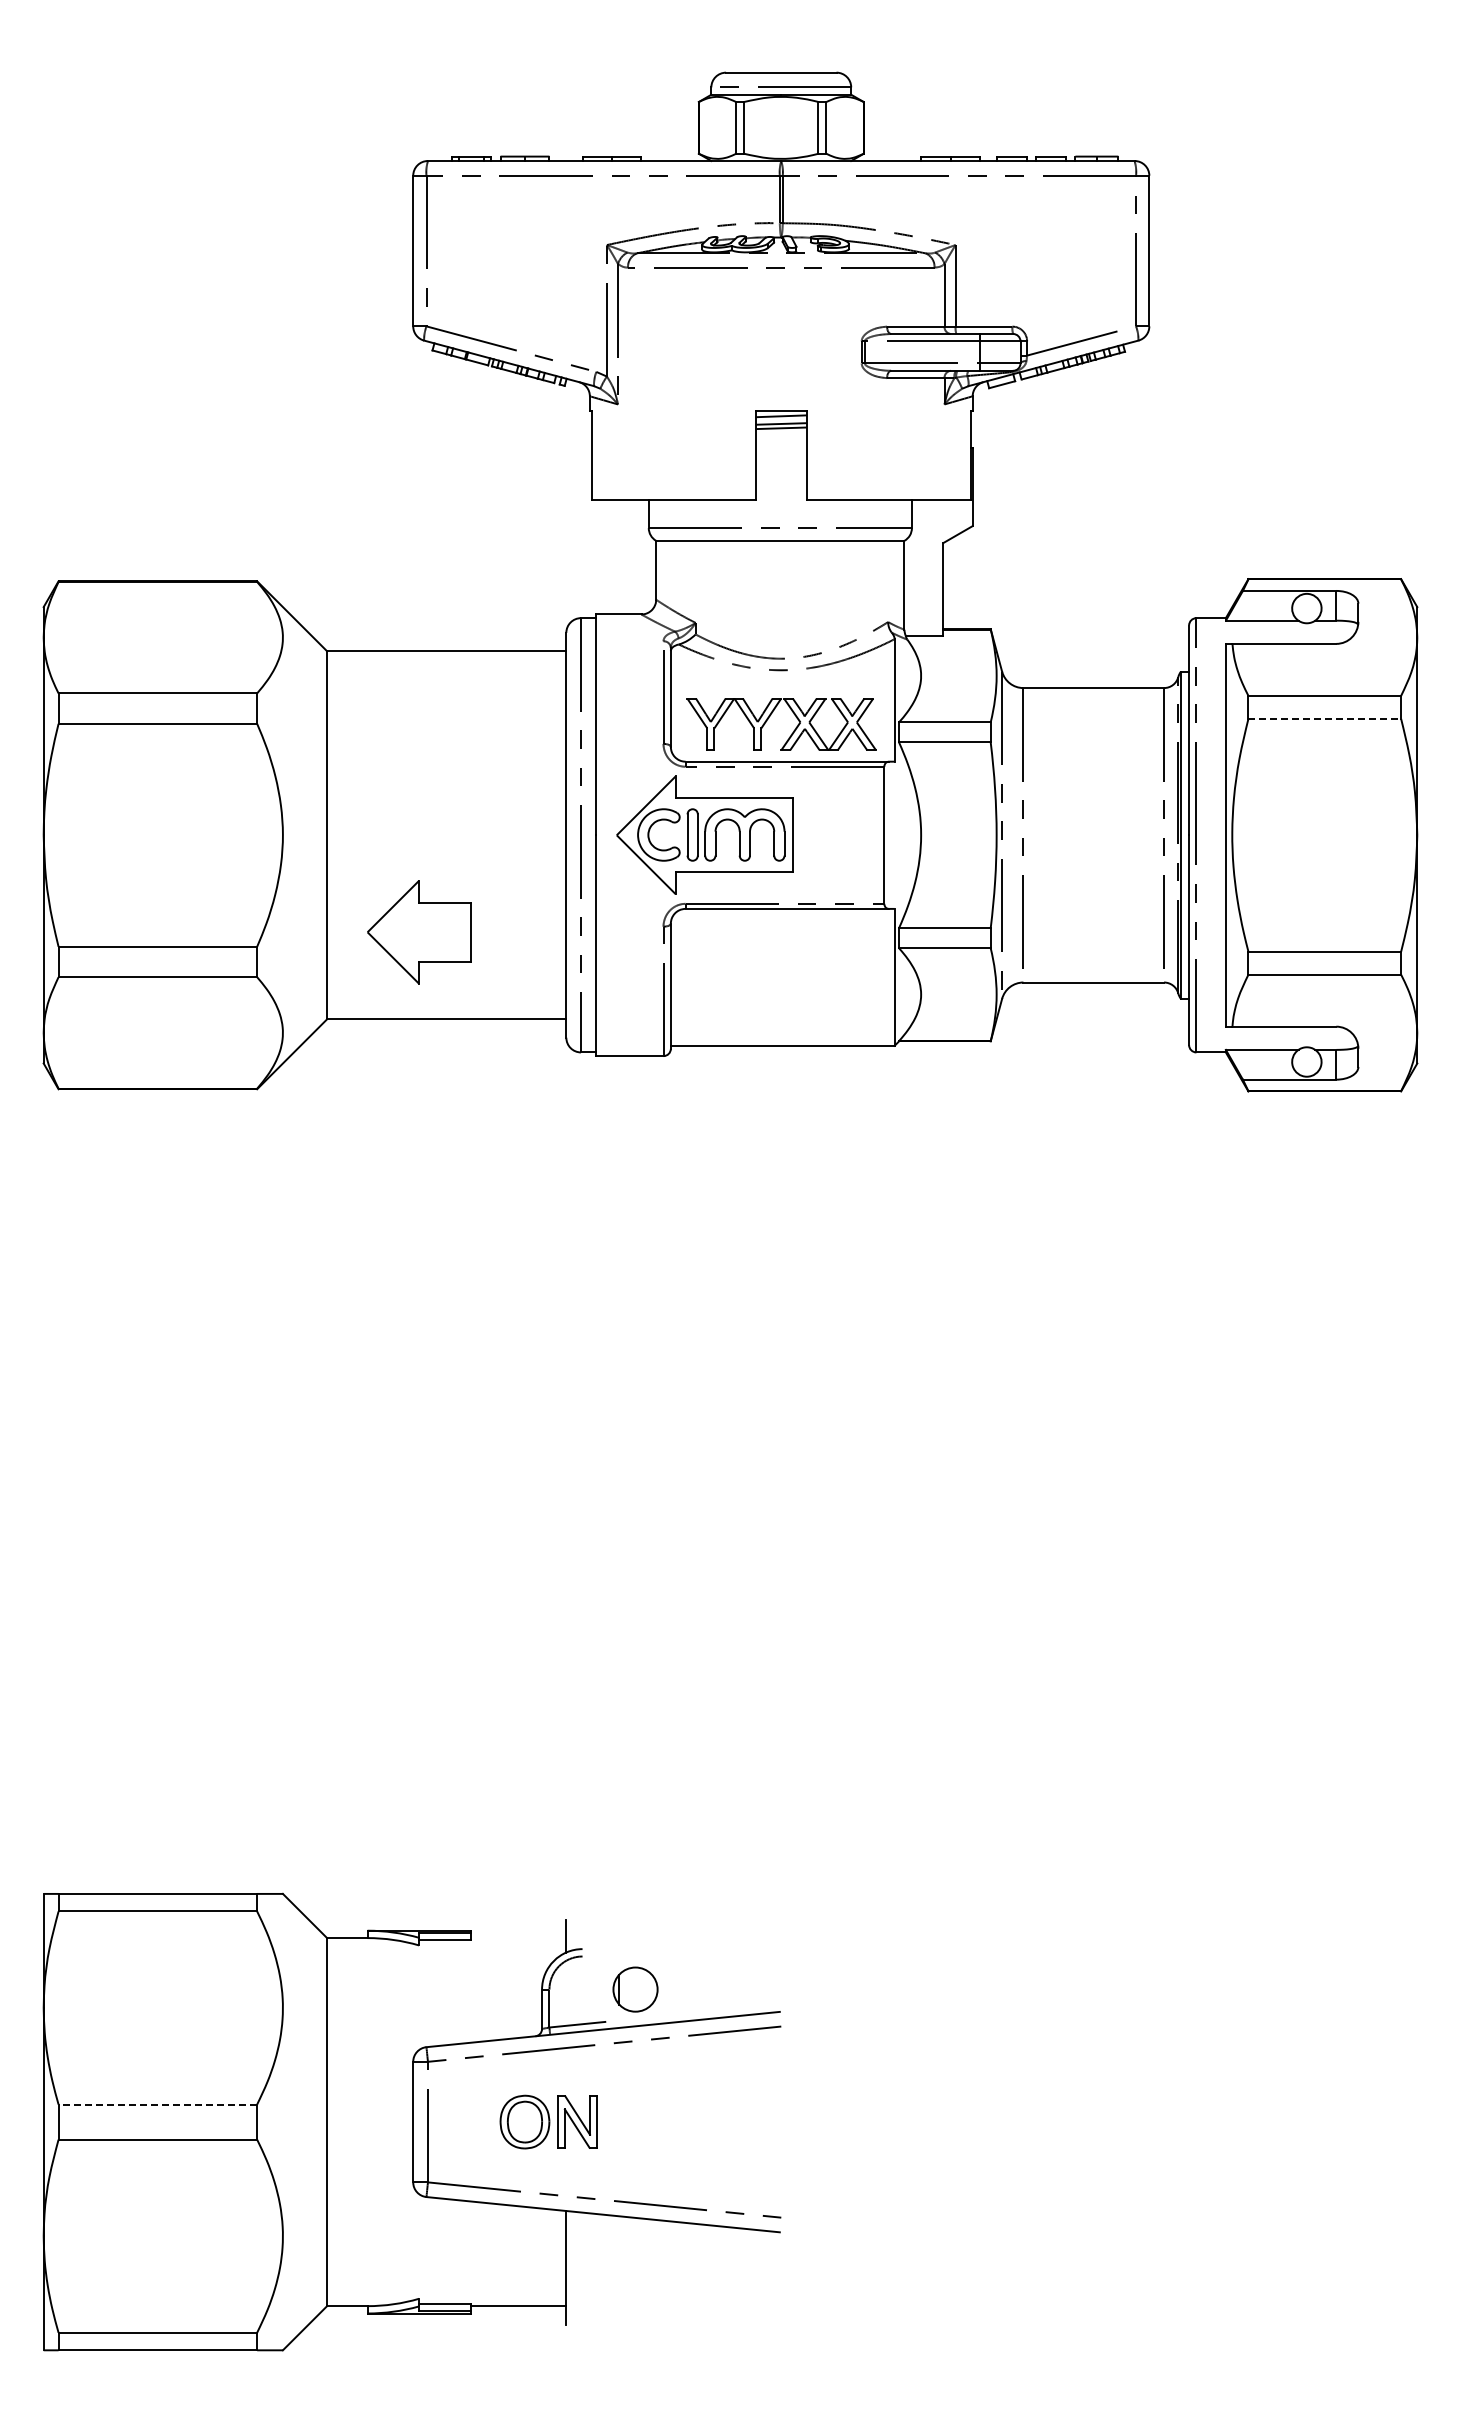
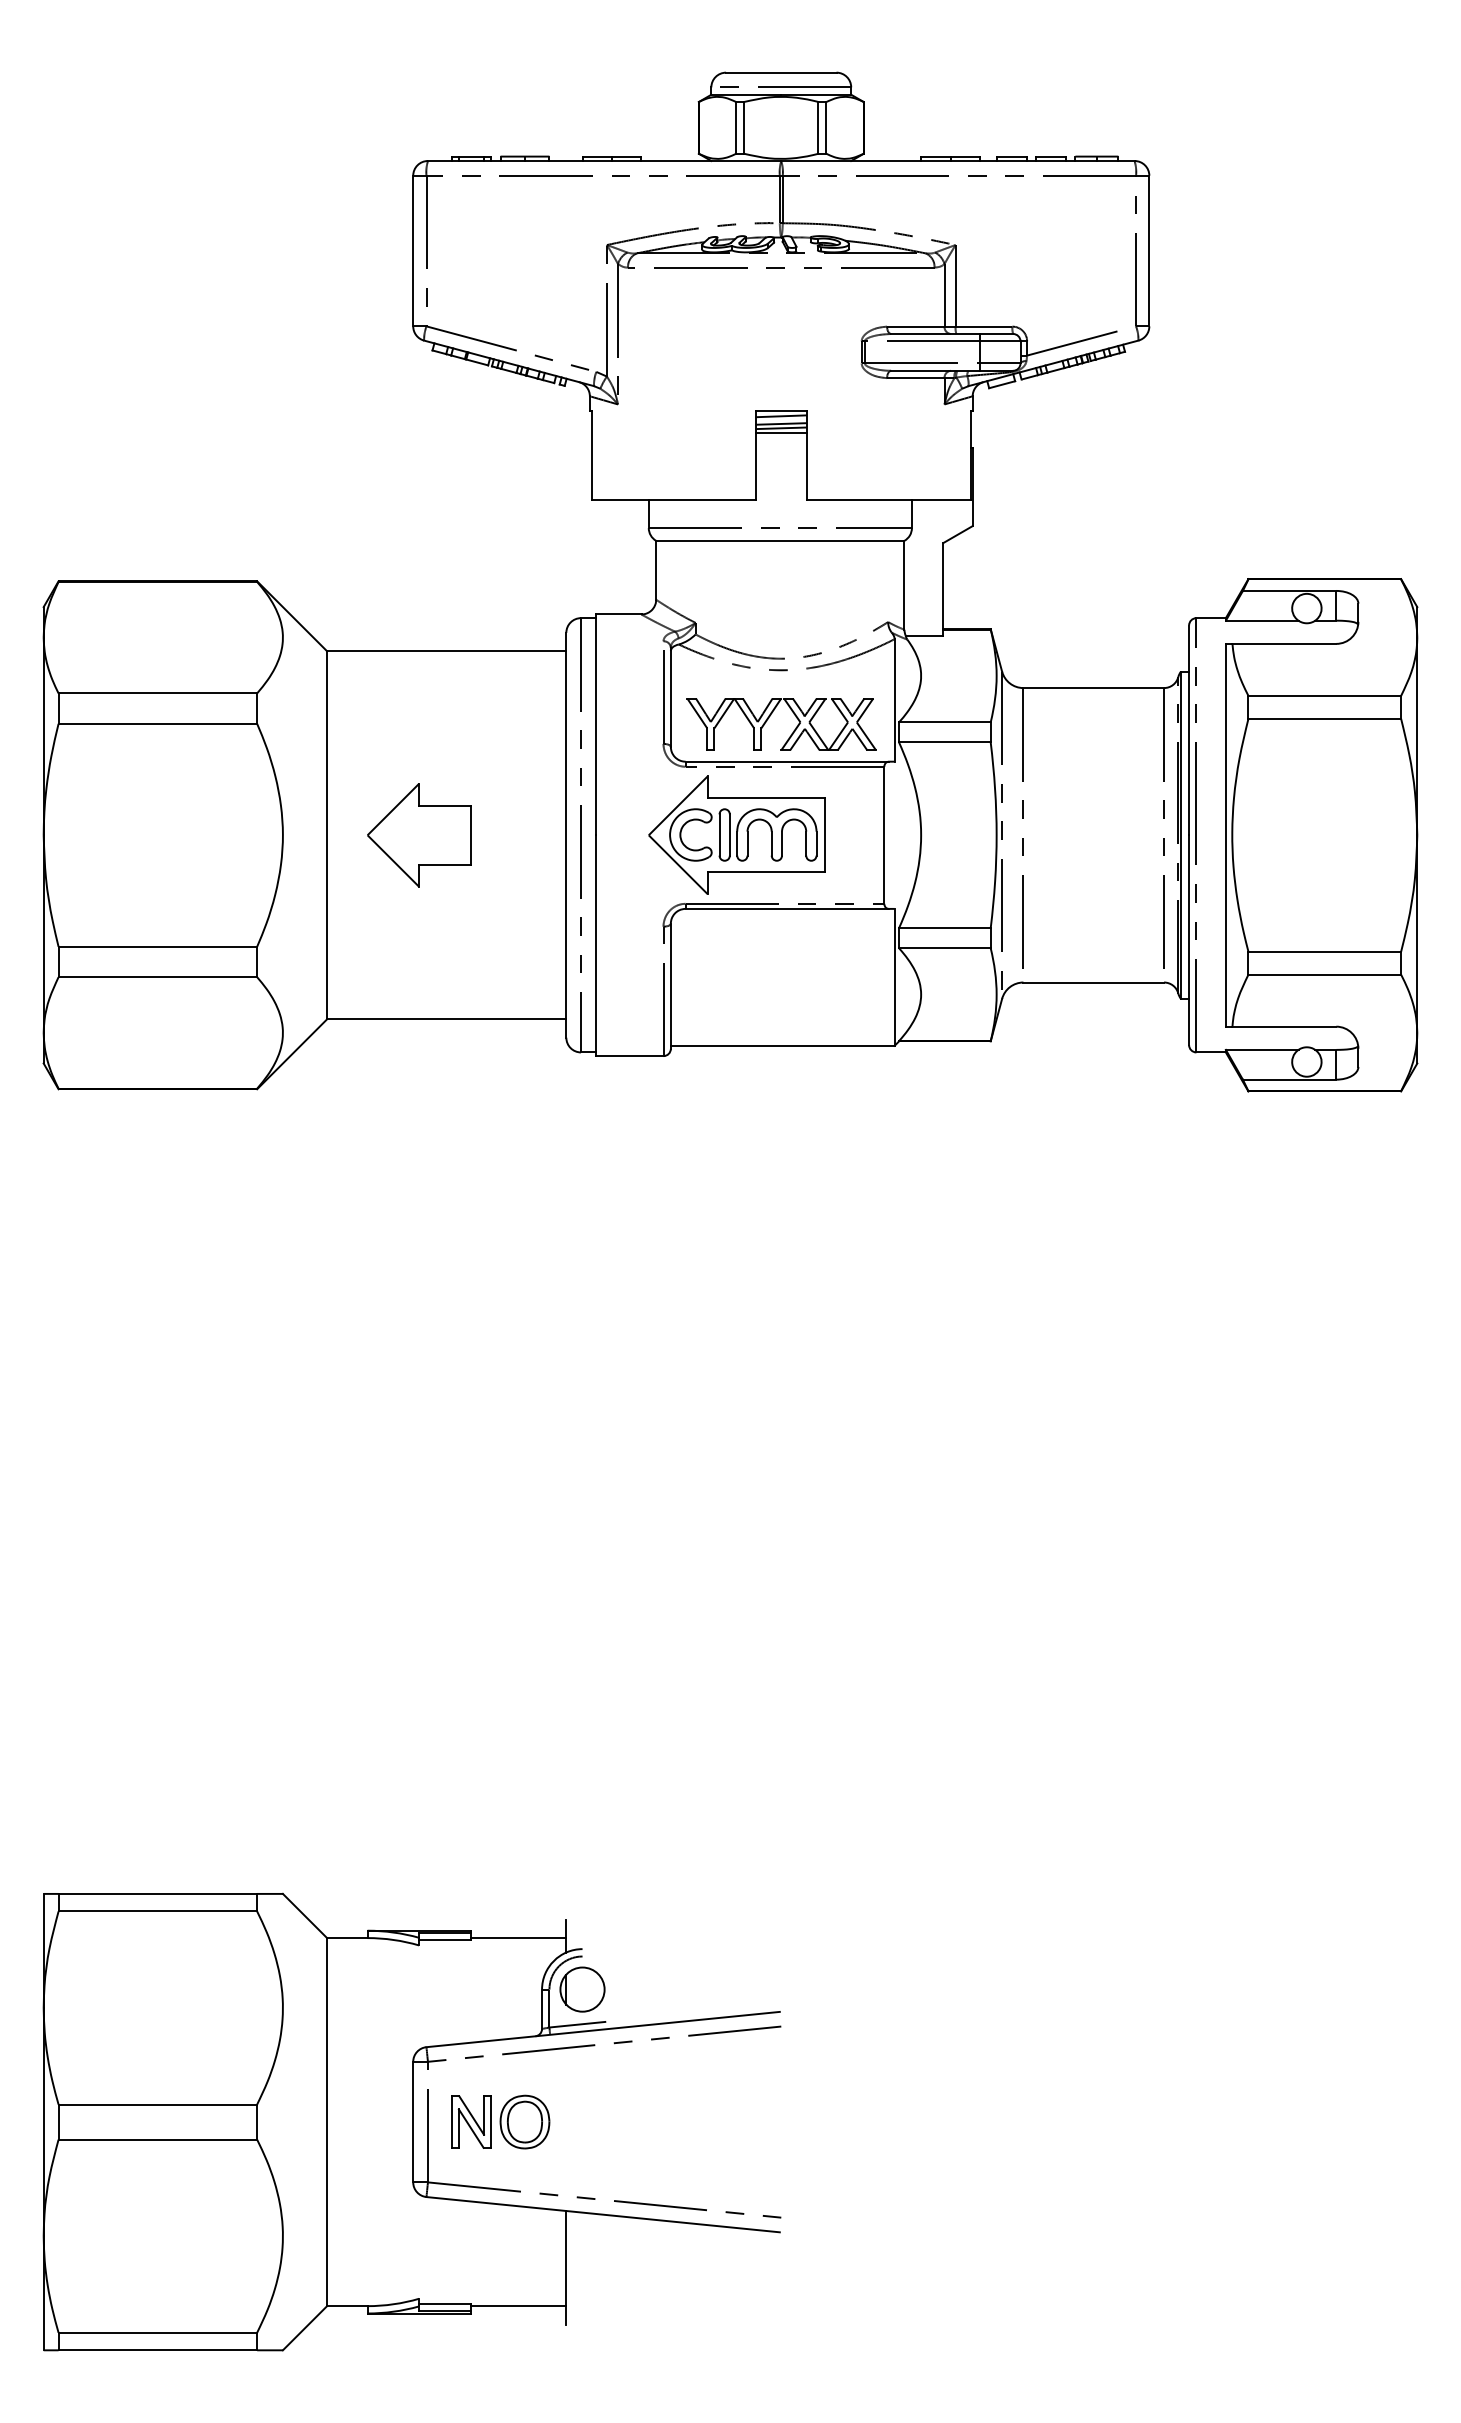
line: none -> present (781, 433)
line: dashed -> solid (1325, 718)
part position: (704, 834) -> (736, 834) (736, 834)
part position: (419, 932) -> (419, 835) (419, 835)
line: none -> present (518, 1938)
part position: (635, 1989) -> (582, 1989) (582, 1989)
line: dashed -> solid (157, 2104)
part position: (577, 2121) -> (471, 2121) (471, 2121)
